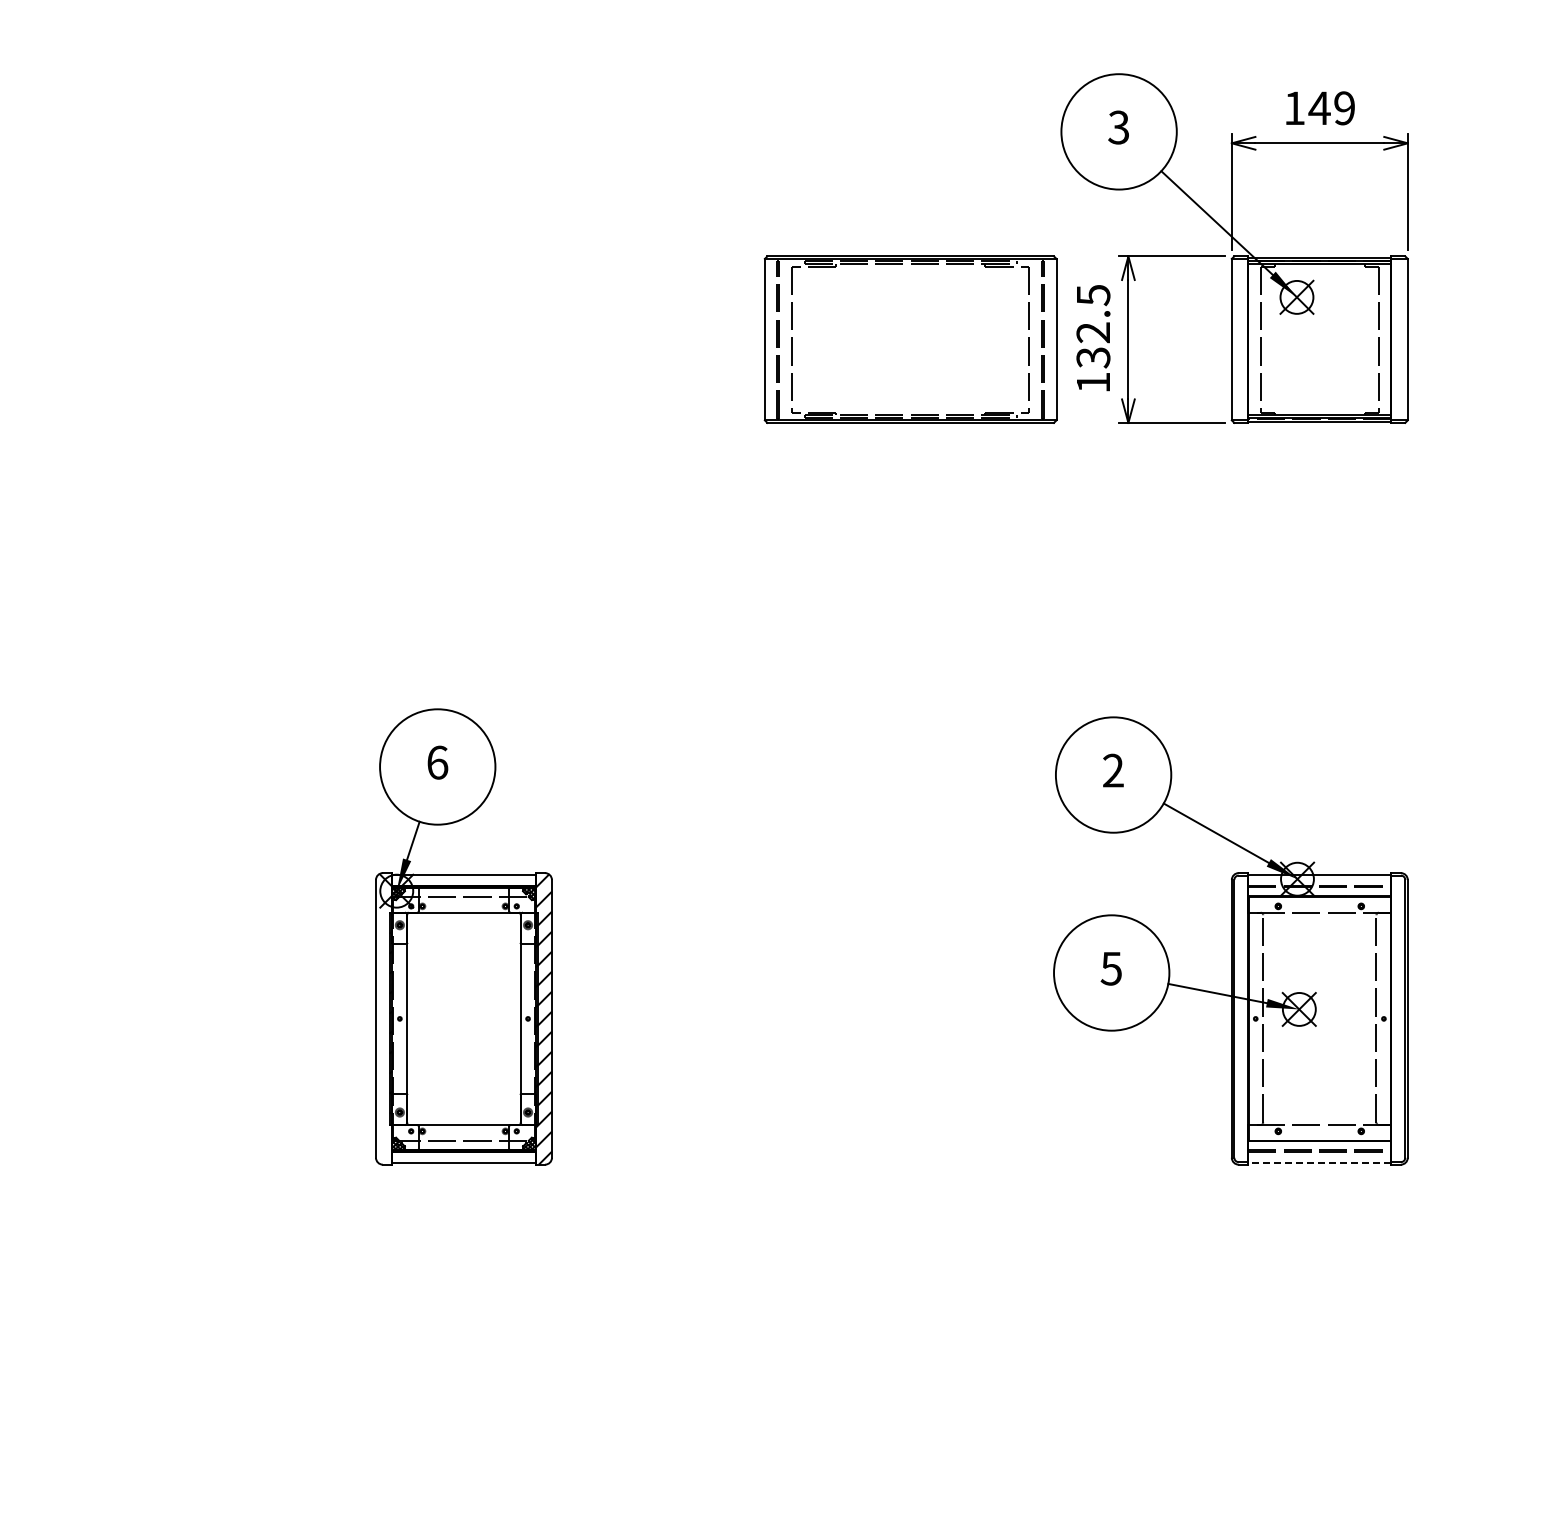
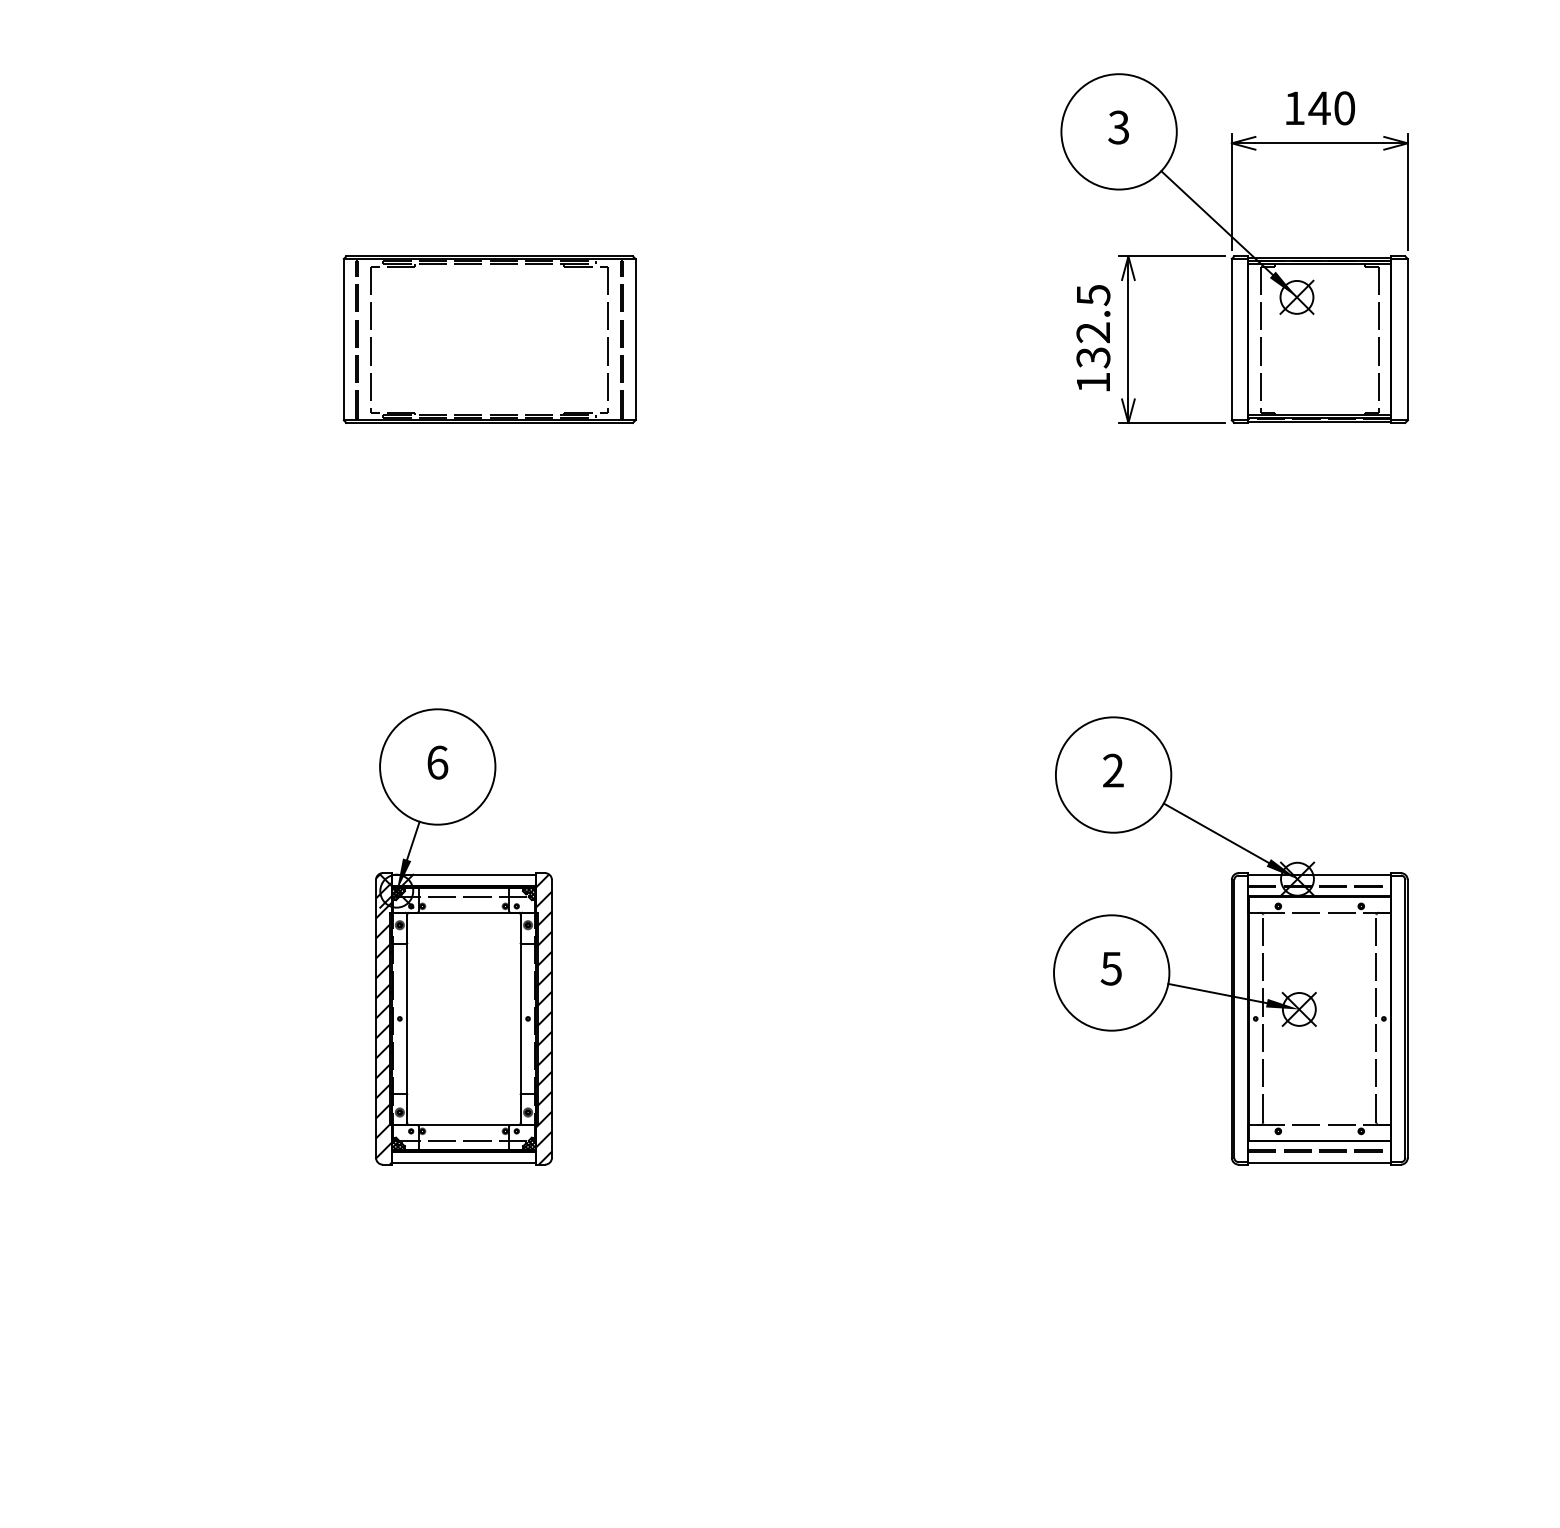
text: 149 -> 140 (1344, 108)
part position: (910, 339) -> (489, 339) (489, 339)
hatch: none -> present (384, 1018)
line: dashed -> solid (1319, 1162)
